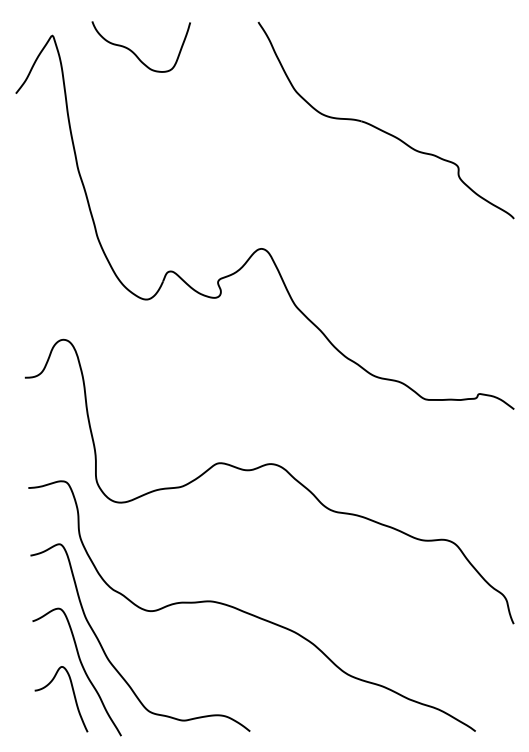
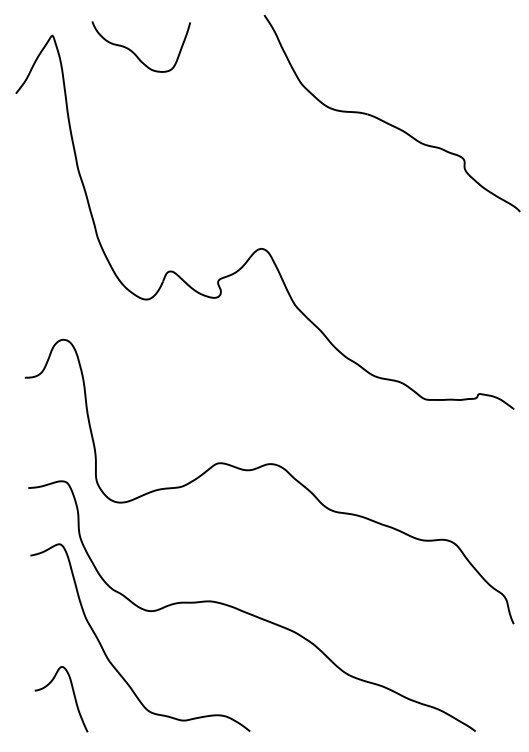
part position: (380, 128) -> (386, 121) (386, 121)
curve: present -> none (82, 668)
